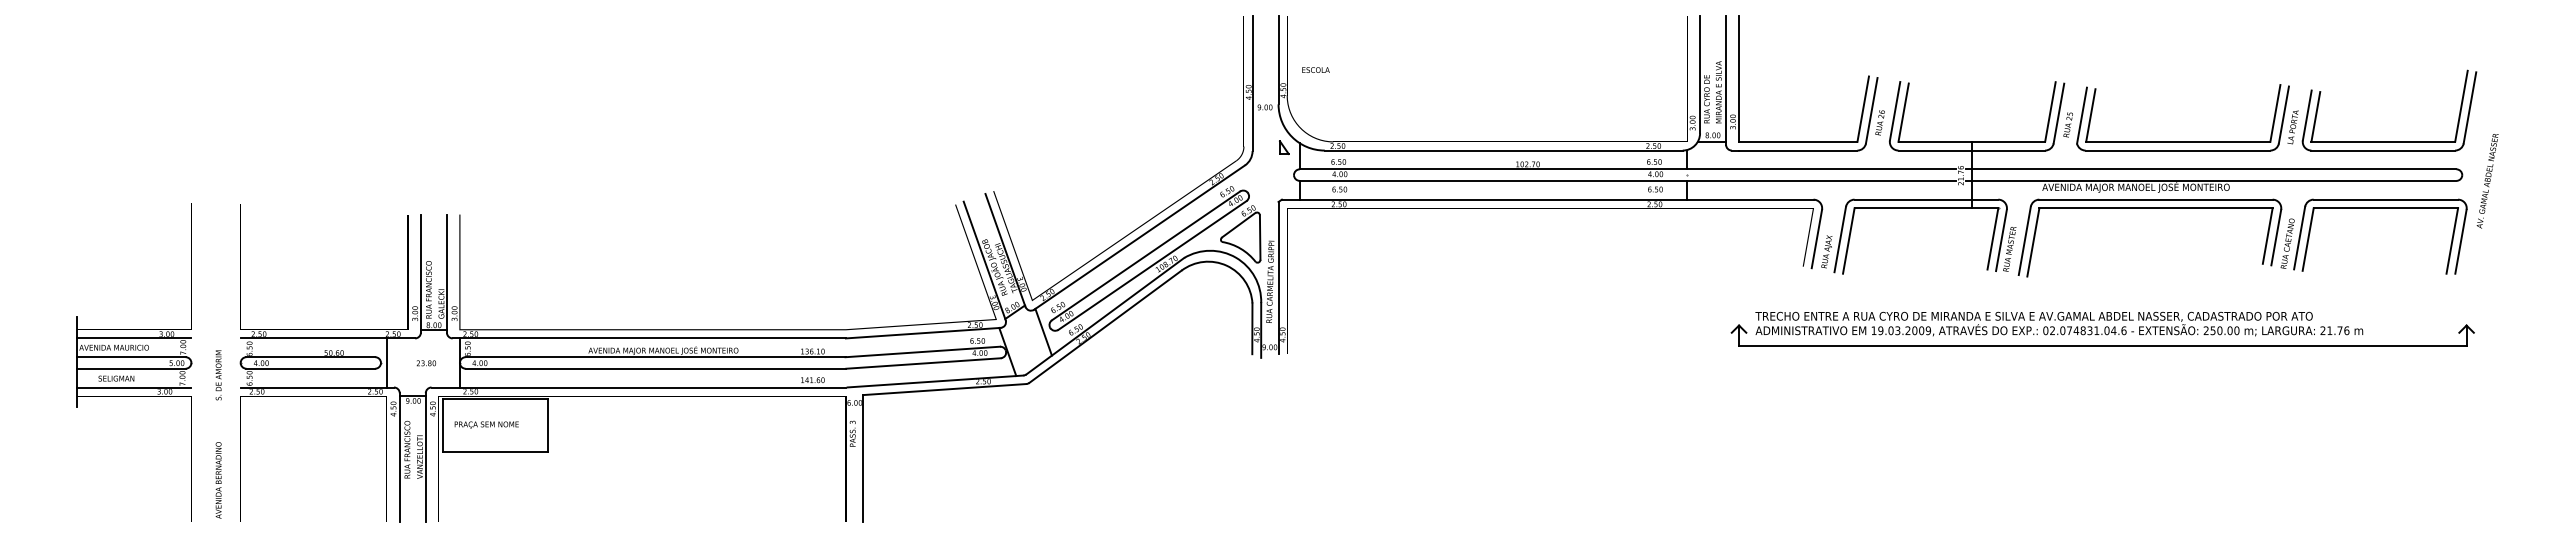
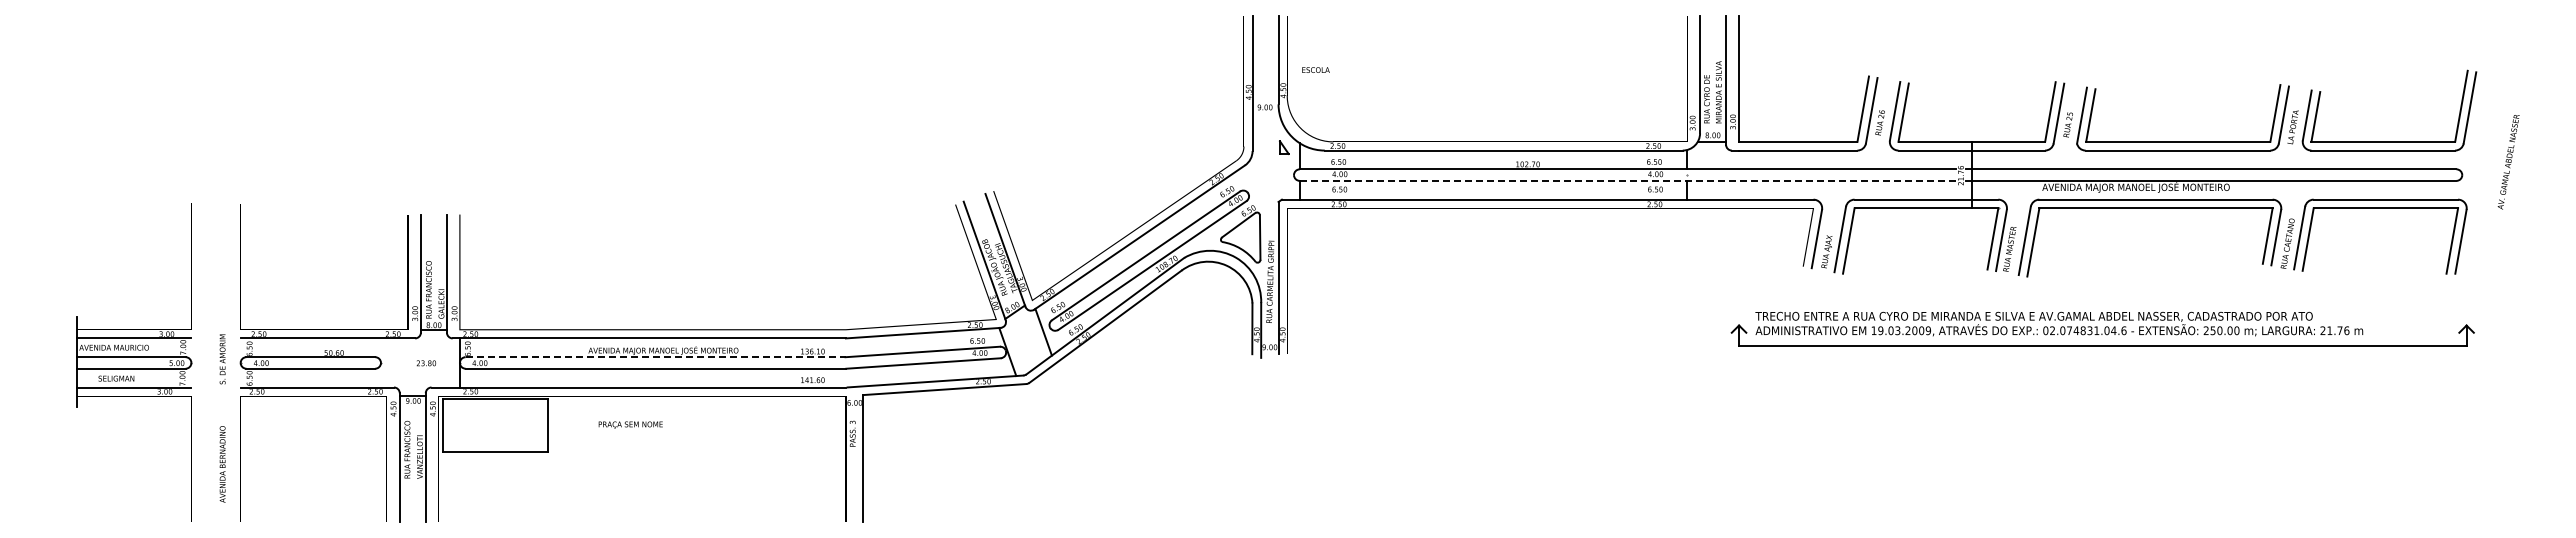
line: solid -> dashed (1628, 180)
text position: (2487, 181) -> (2508, 162) (2508, 162)
line: solid -> dashed (656, 357)
line: present -> none (386, 362)
text position: (486, 424) -> (630, 424) (630, 424)
text position: (218, 434) -> (222, 418) (222, 418)
